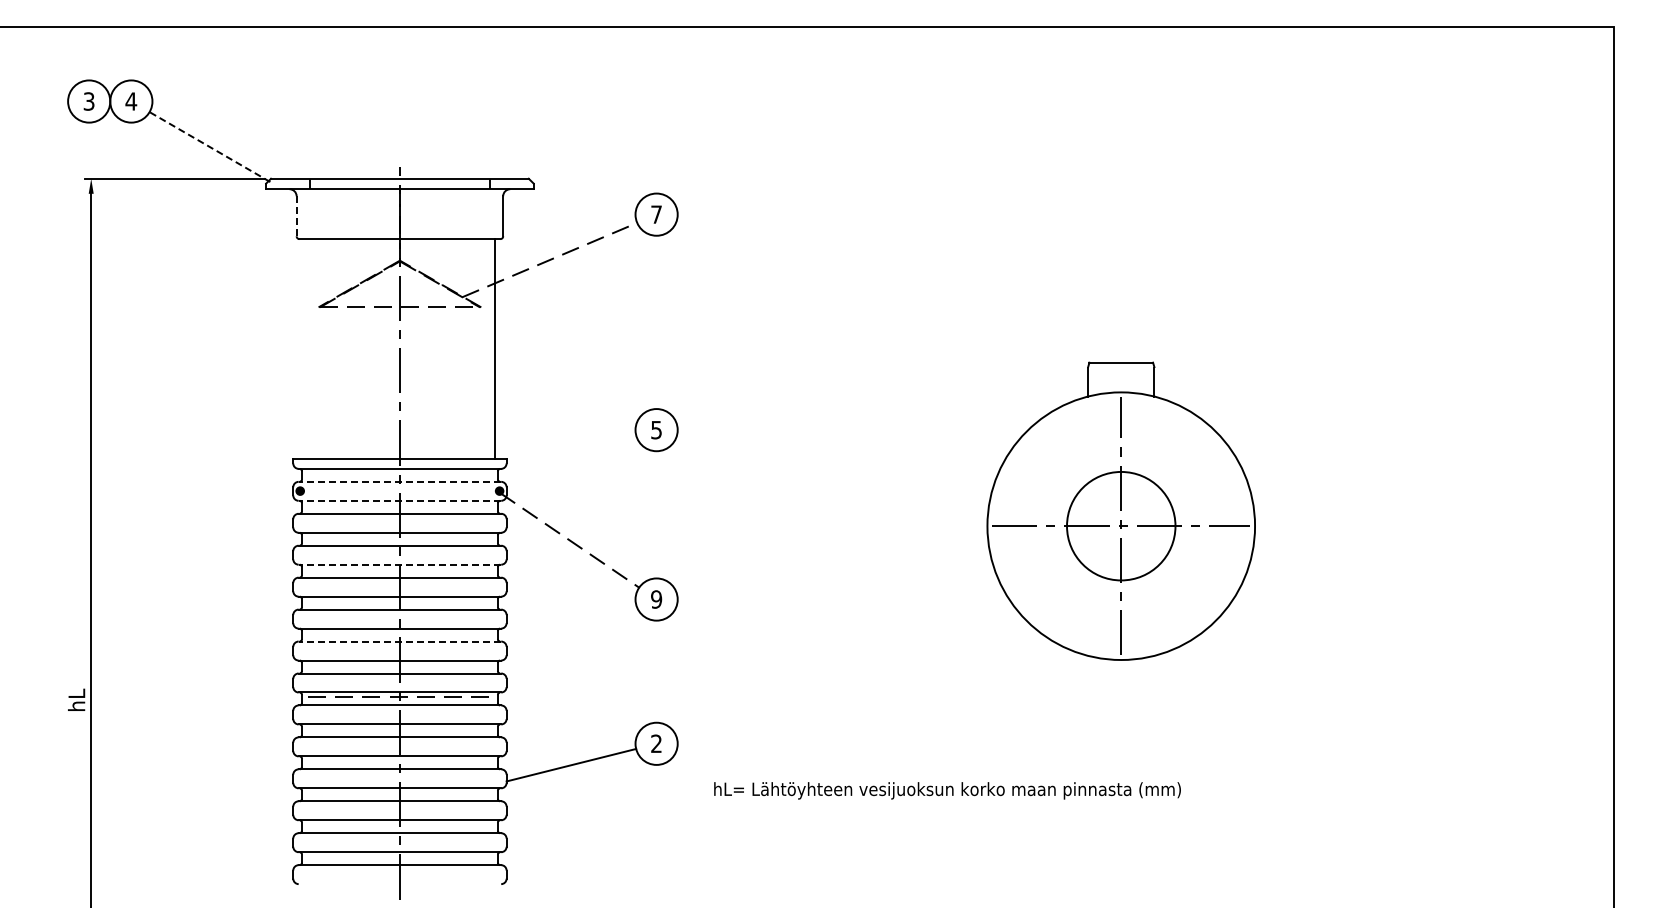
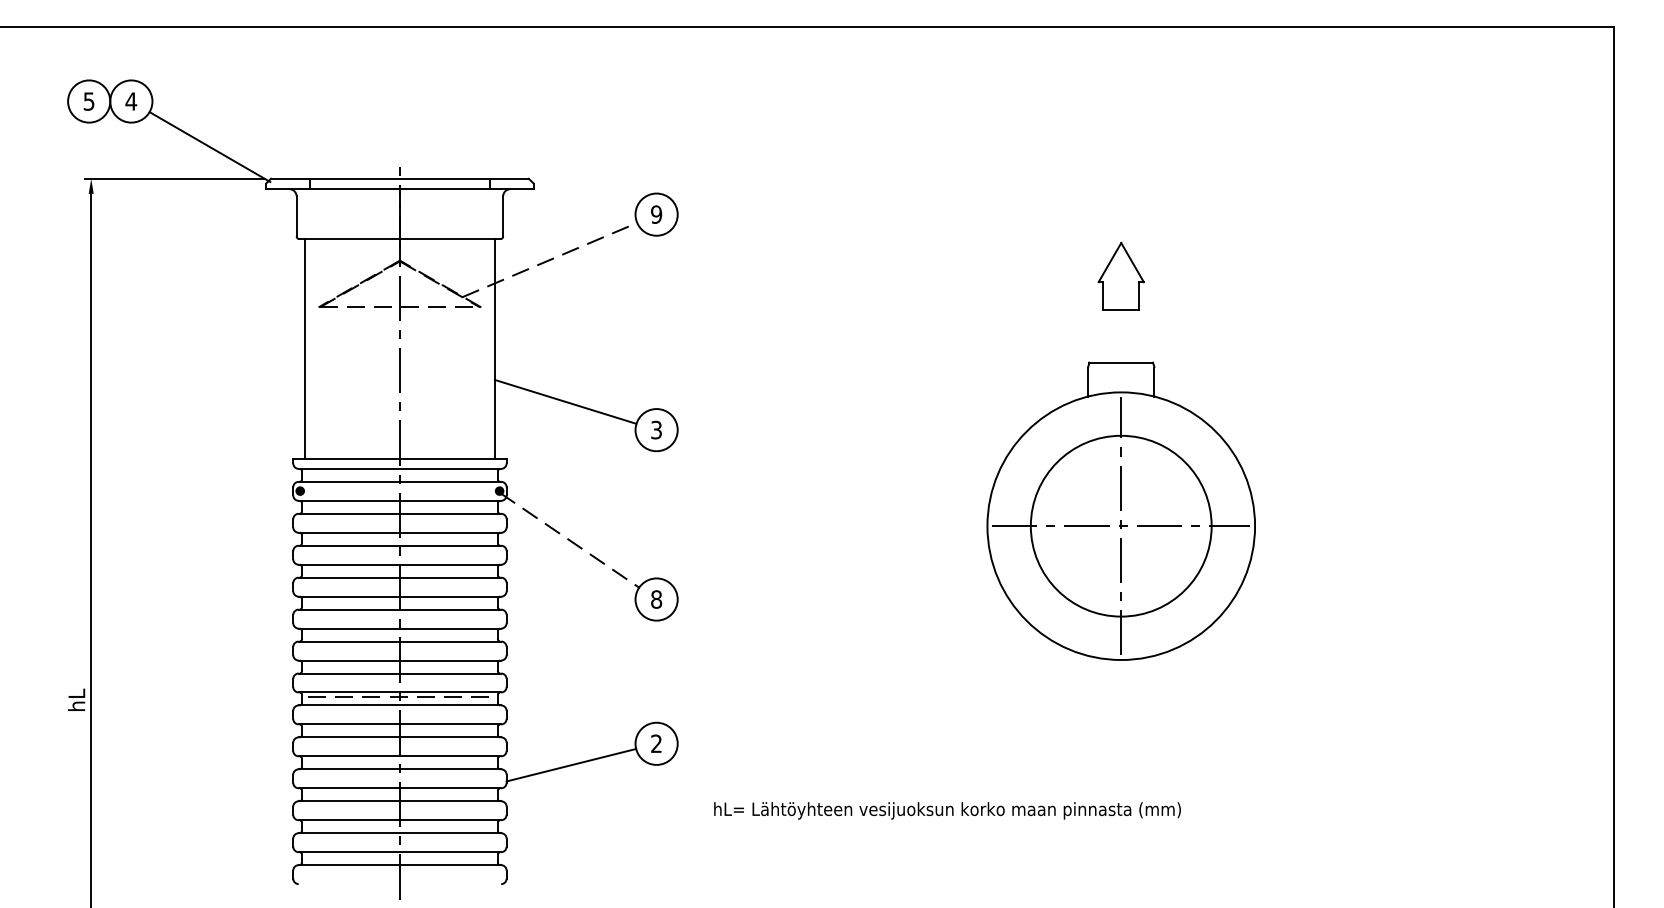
text: 3 -> 5 (89, 101)
line: dashed -> solid (210, 147)
text: 7 -> 9 (656, 214)
line: dashed -> solid (296, 216)
part: none -> present (1120, 276)
line: none -> present (305, 349)
line: none -> present (565, 401)
text: 5 -> 3 (656, 429)
line: dashed -> solid (399, 481)
line: dashed -> solid (399, 500)
circle diameter: 108 px -> 181 px (1120, 525)
line: dashed -> solid (399, 564)
text: 9 -> 8 (656, 599)
line: dashed -> solid (399, 641)
text position: (947, 790) -> (947, 810) (947, 810)
